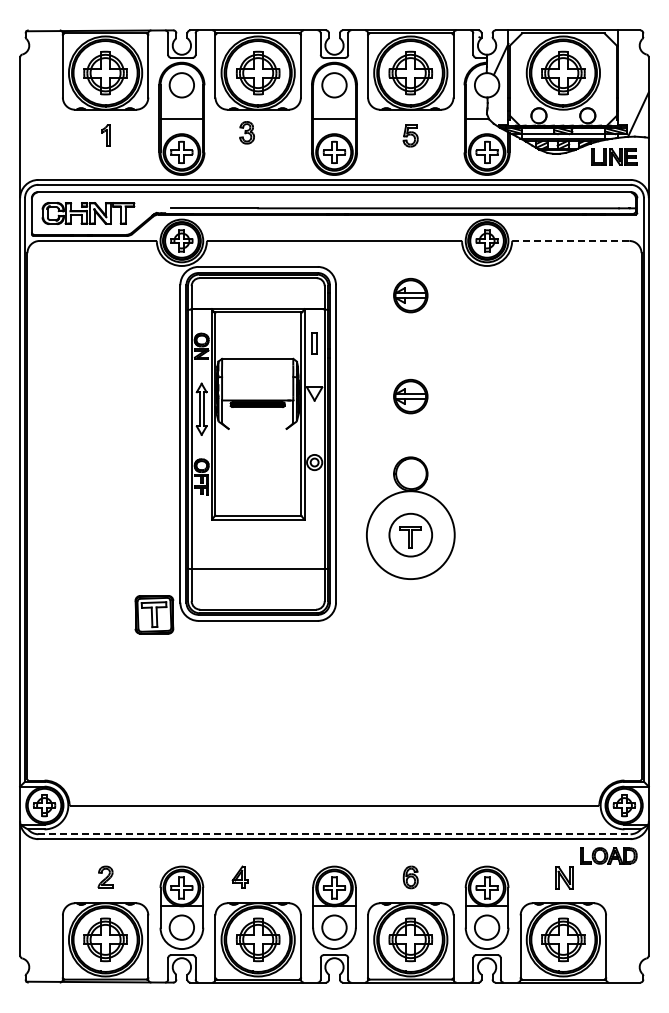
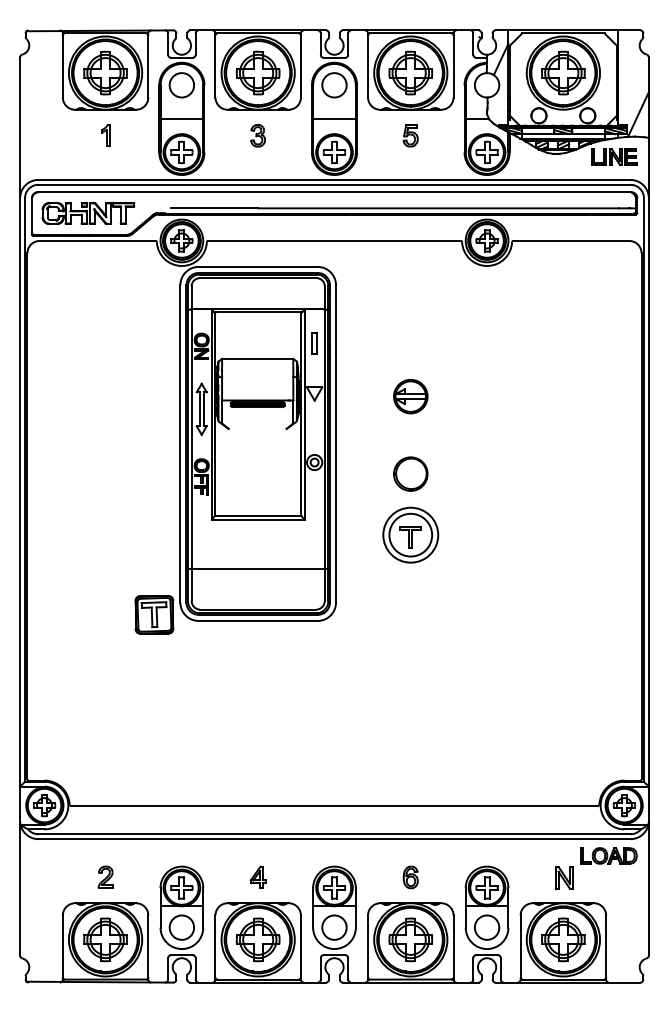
part position: (246, 132) -> (257, 135) (257, 135)
line: dashed -> solid (570, 240)
part: present -> none (410, 295)
circle diameter: 88 px -> 55 px (410, 534)
line: dashed -> solid (334, 834)
part position: (239, 876) -> (257, 876) (257, 876)
